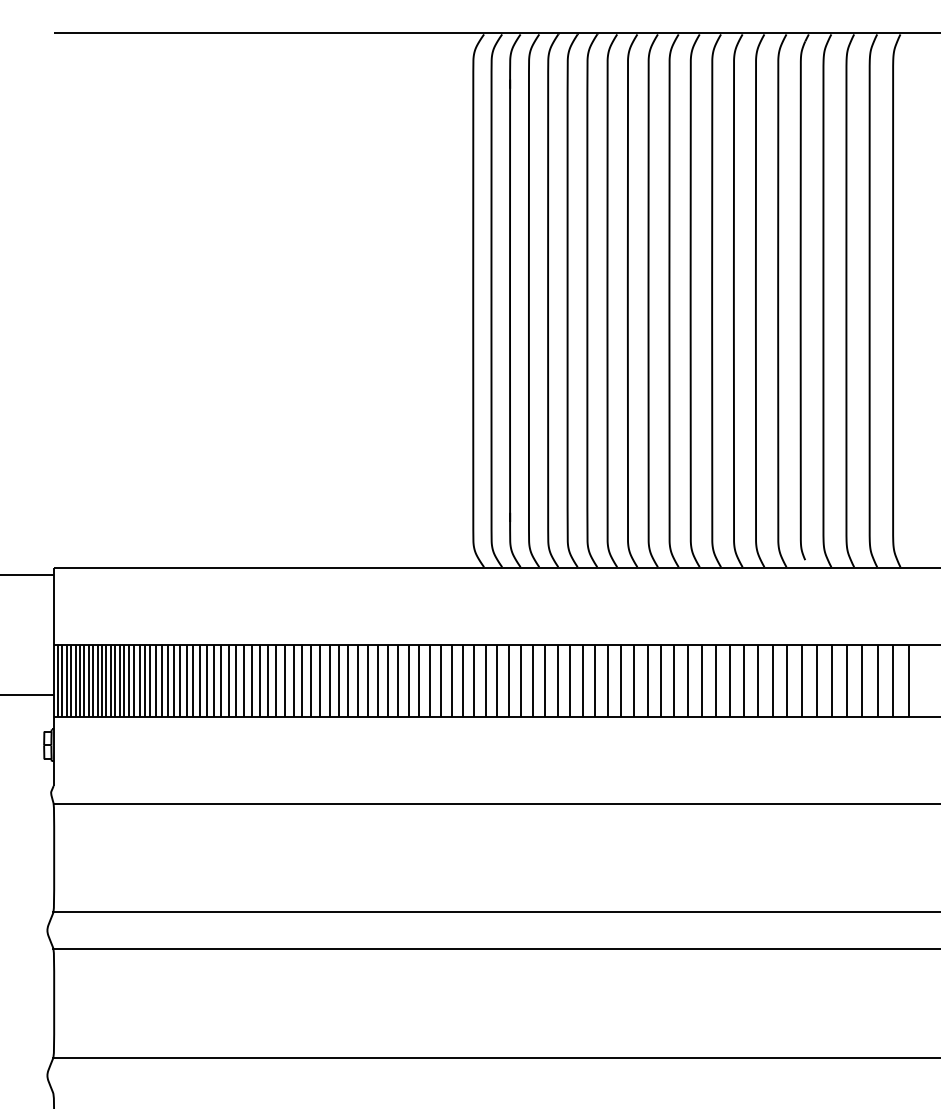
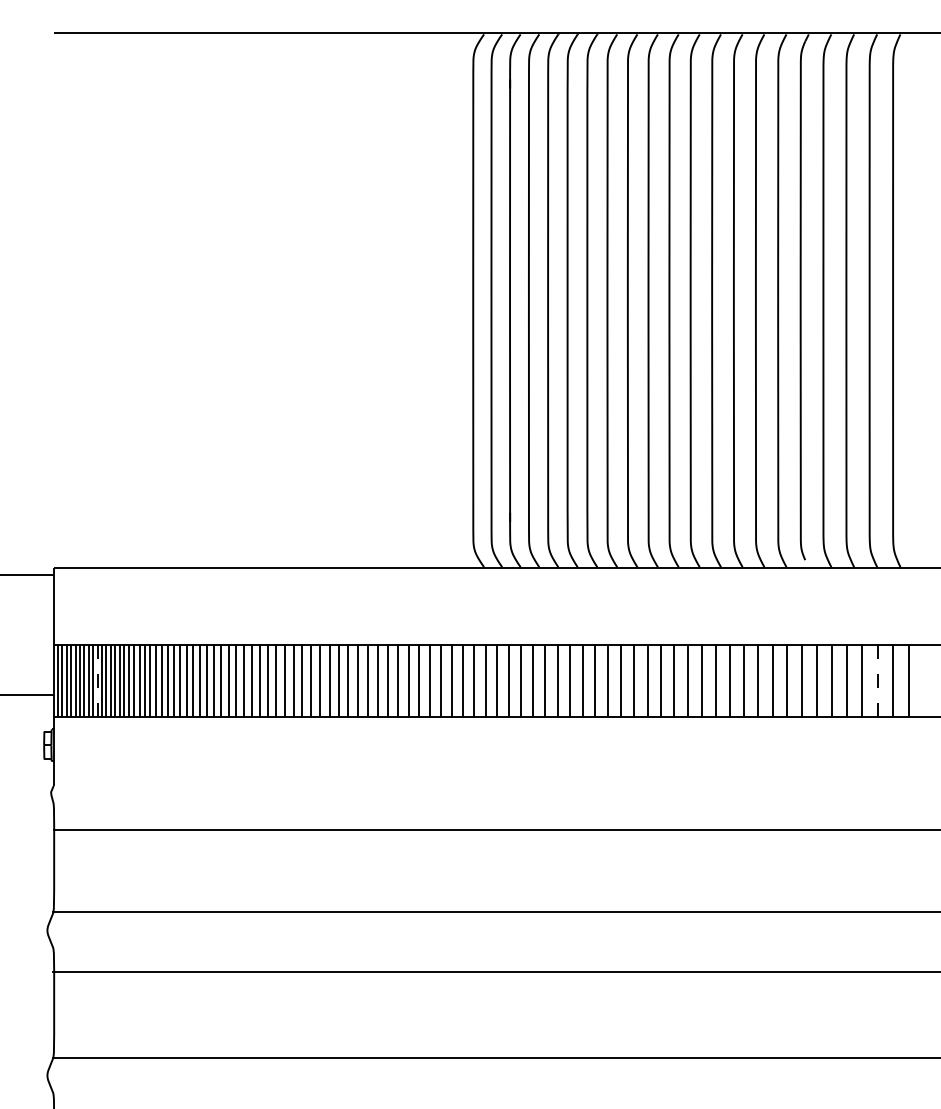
line: solid -> dashed (97, 680)
line: solid -> dashed (877, 680)
line position: (495, 803) -> (495, 829) (495, 829)
line position: (495, 948) -> (495, 971) (495, 971)
